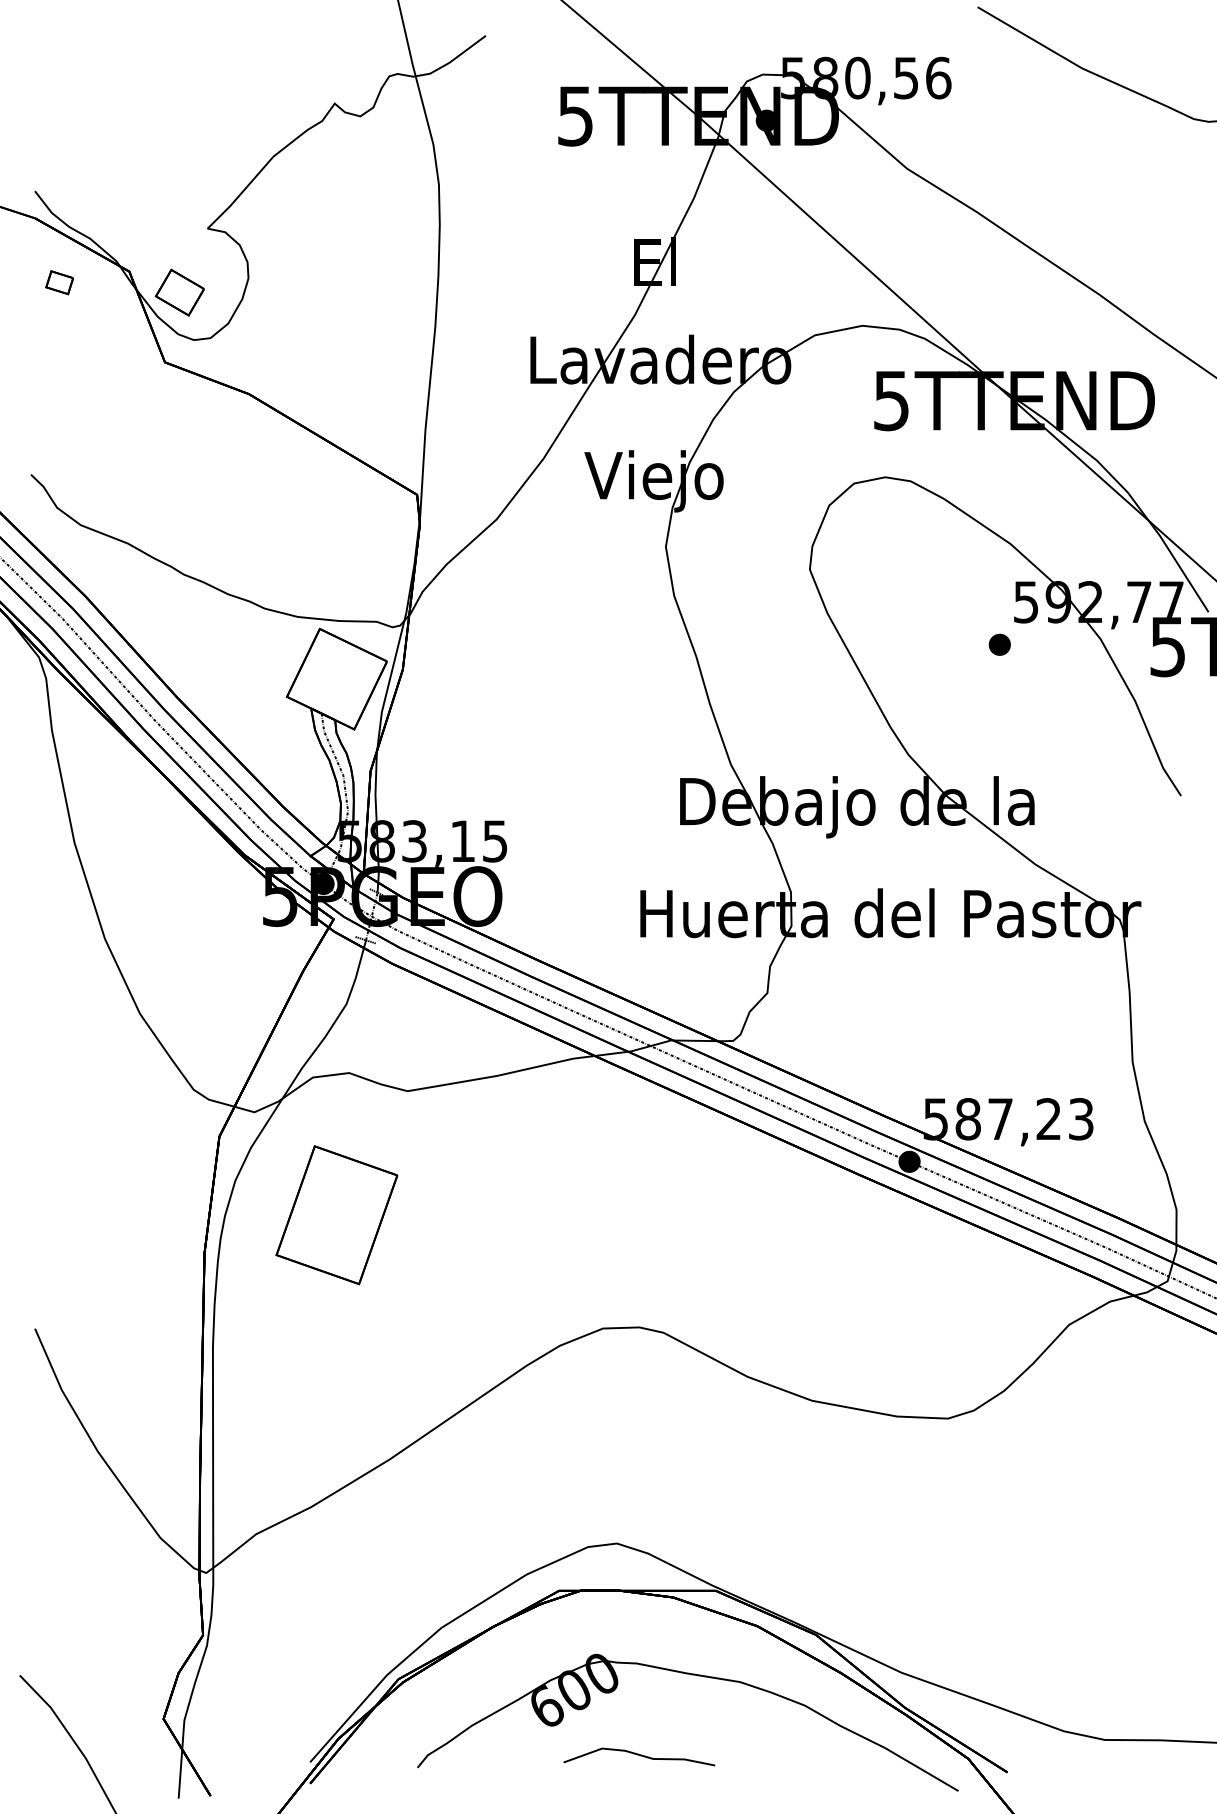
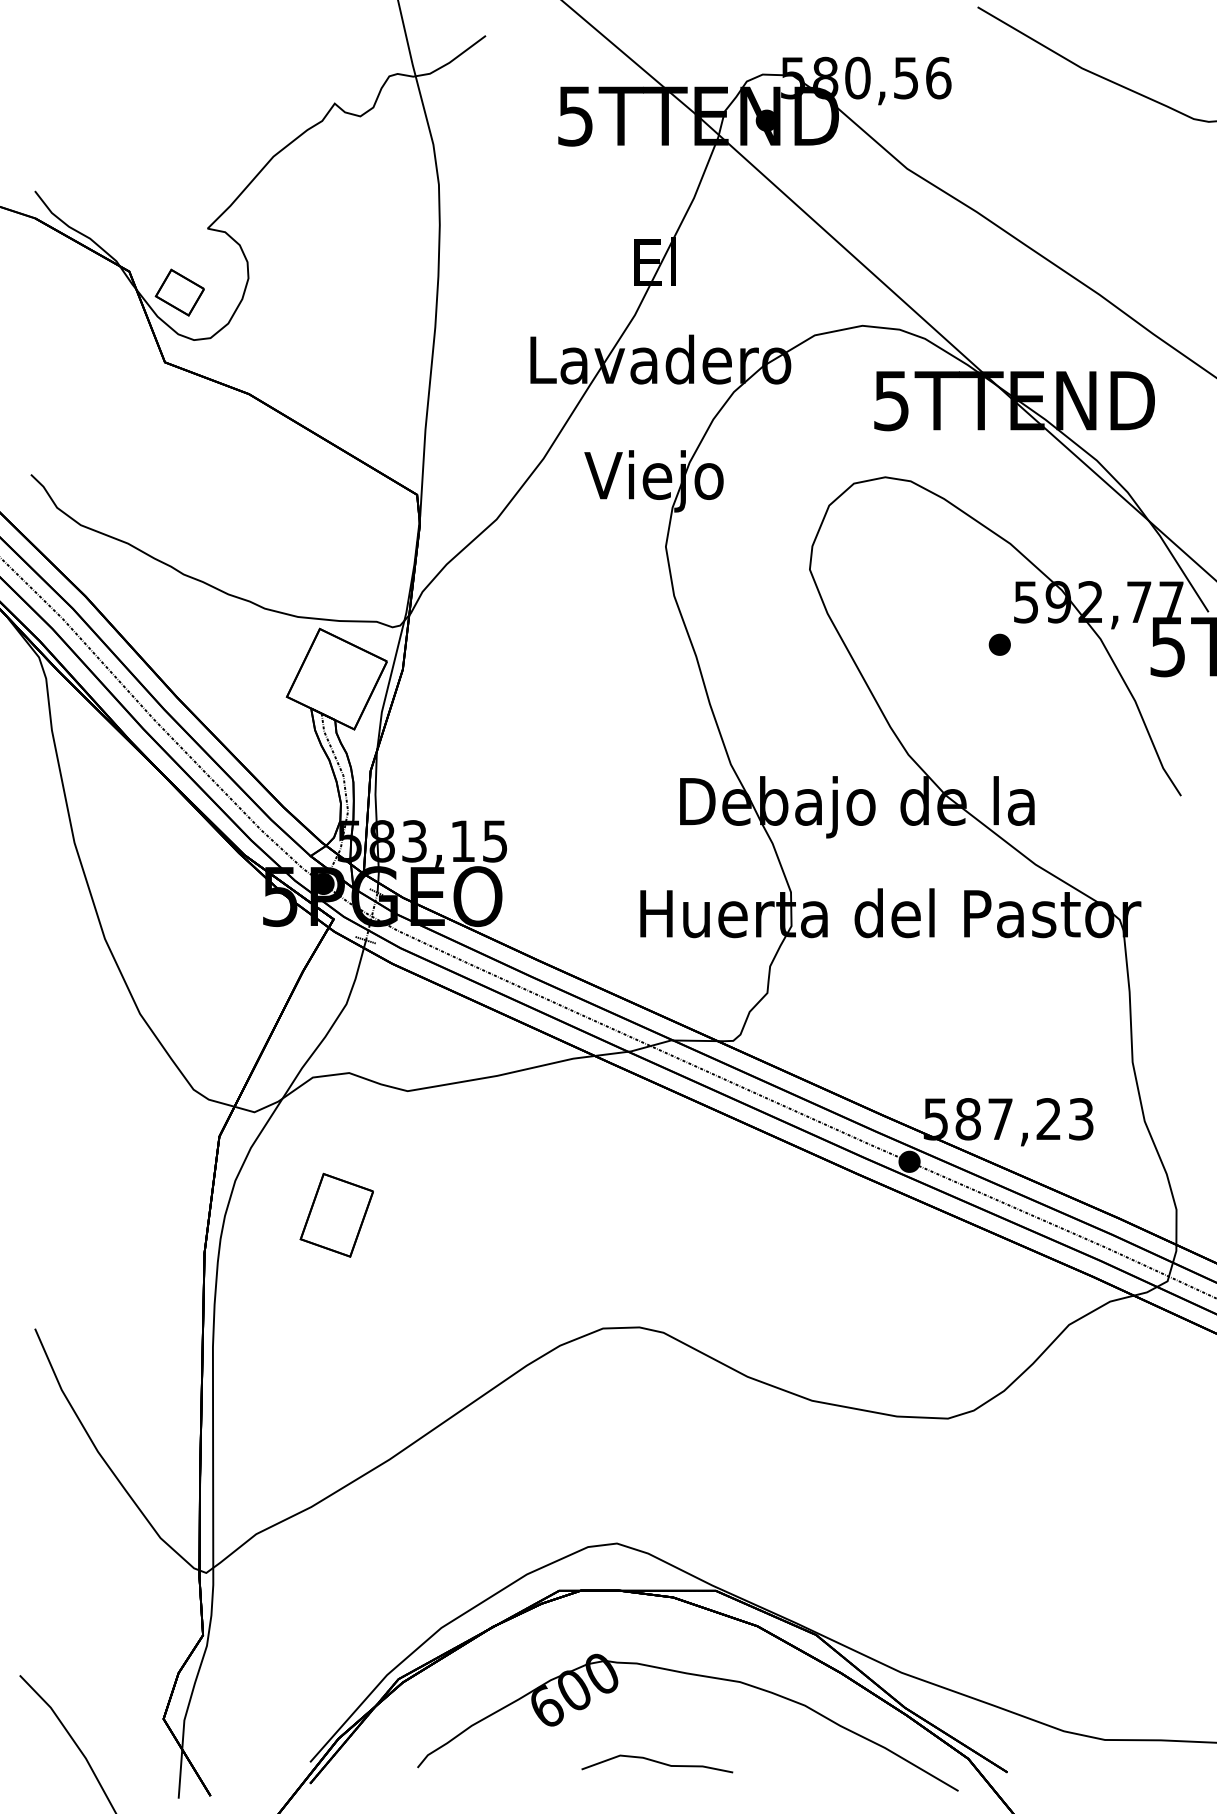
part: present -> none (59, 282)
part size: 124x141 px -> 75x86 px (336, 1214)
curve position: (639, 1755) -> (657, 1762) (657, 1762)
